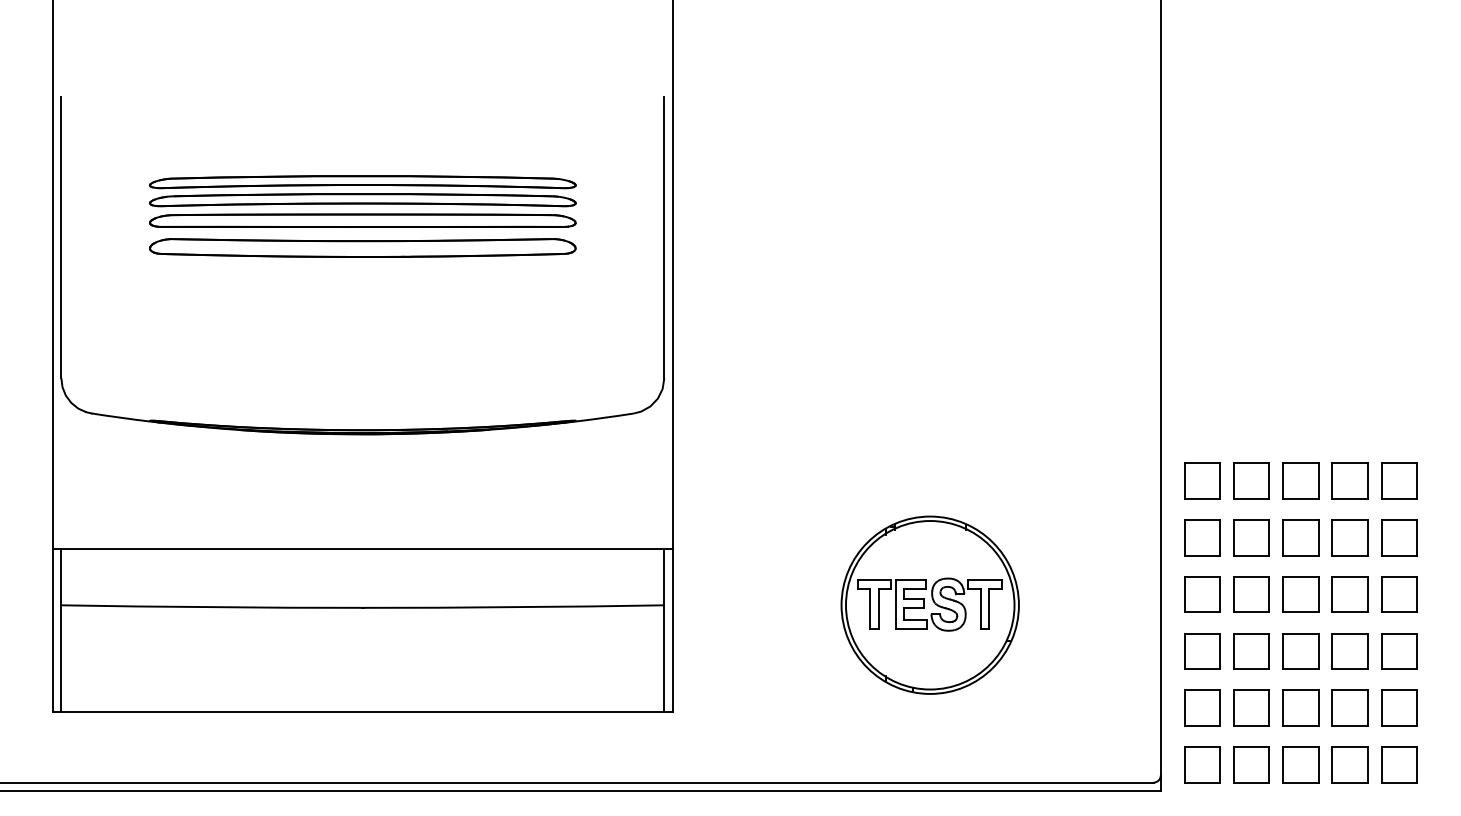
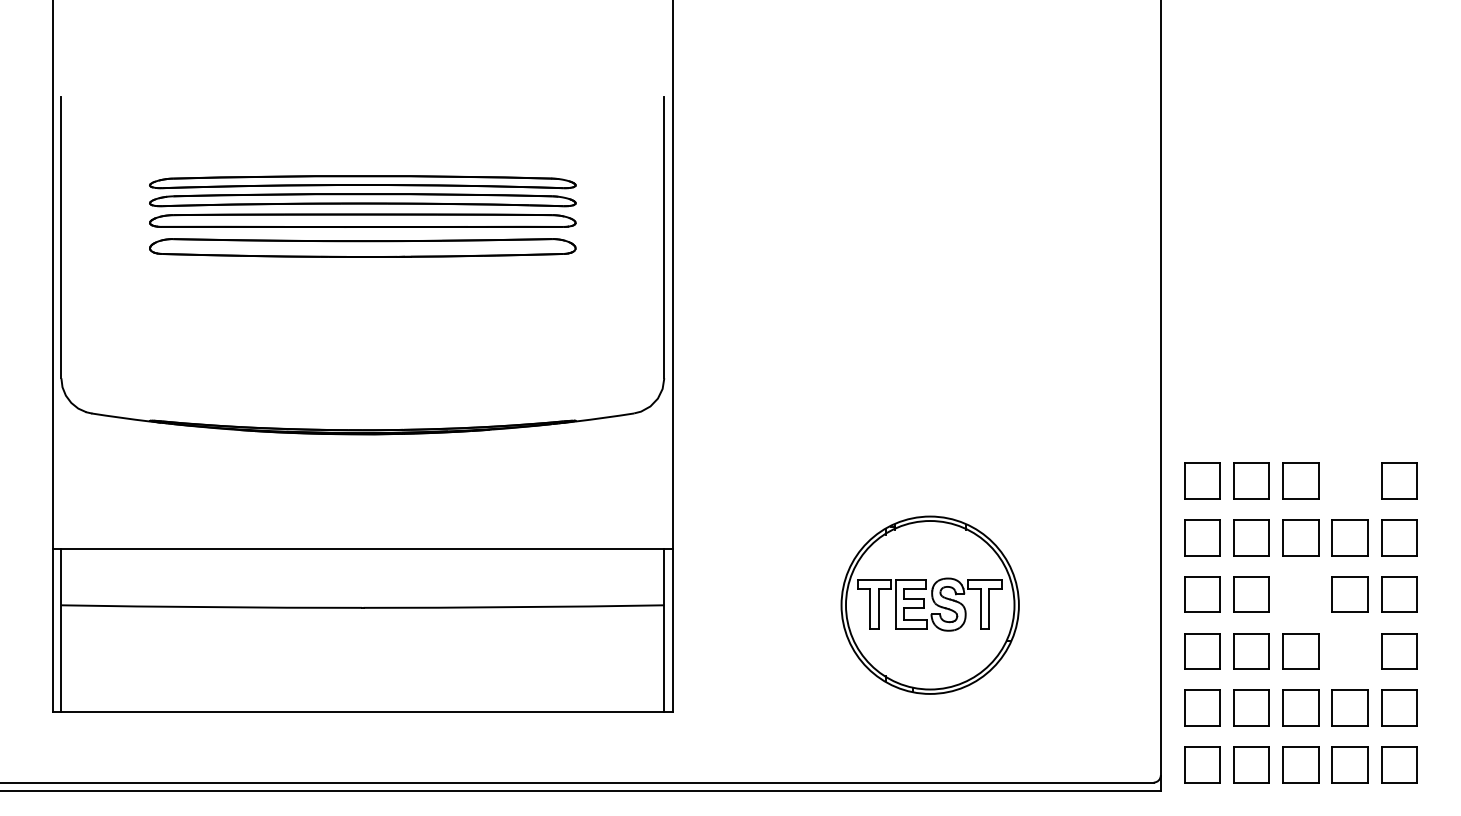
part: present -> none (1349, 480)
part: present -> none (1300, 594)
part: present -> none (1349, 651)
